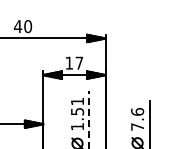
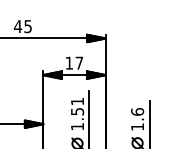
text: 40 -> 45 (28, 26)
line: dashed -> solid (89, 119)
text: 7.6 -> 1.6 (137, 126)
